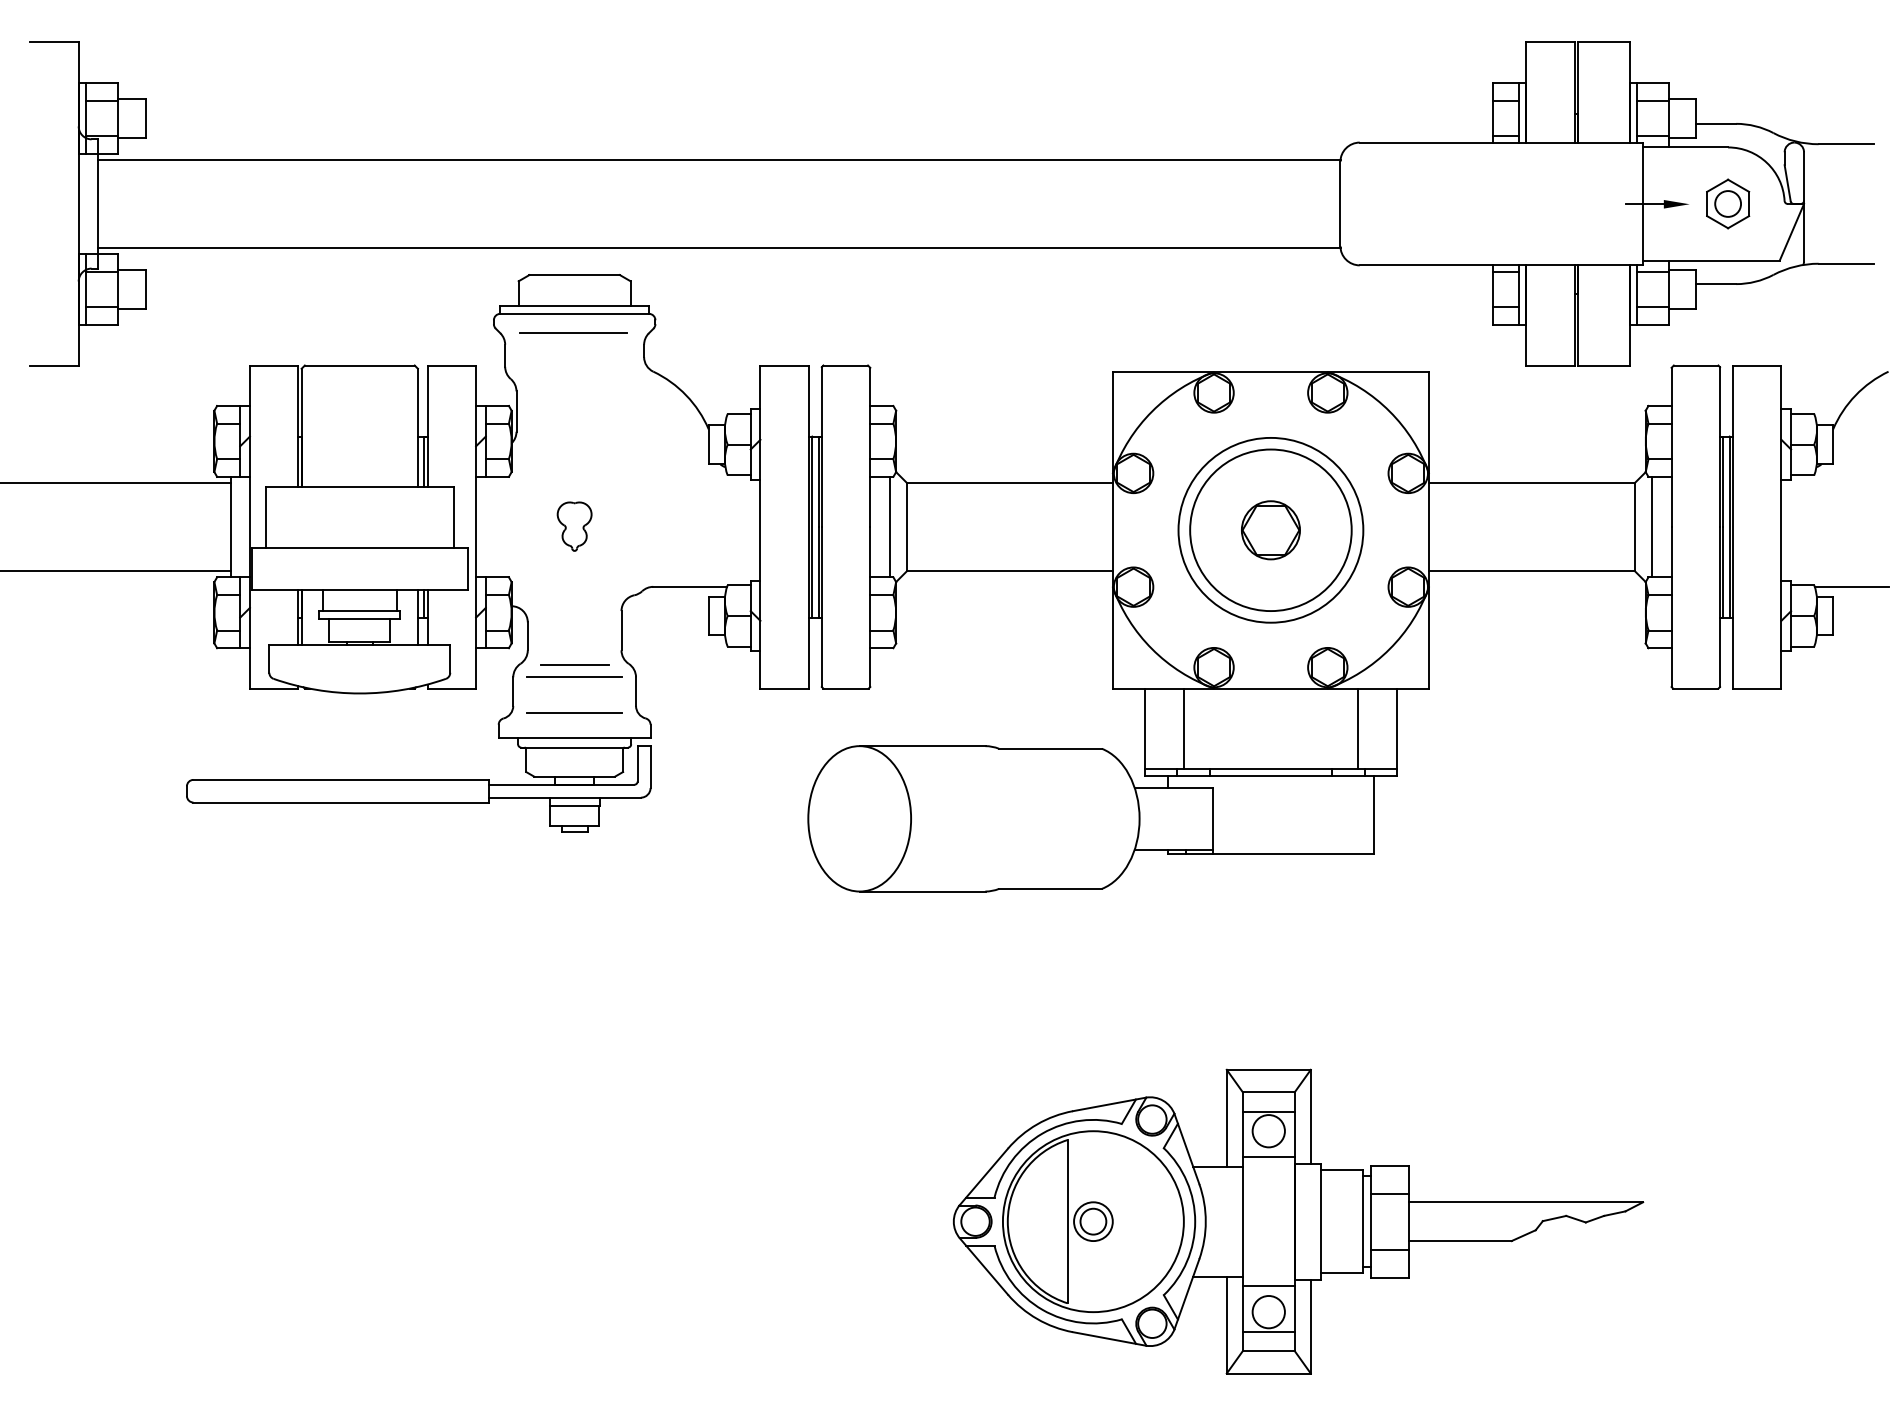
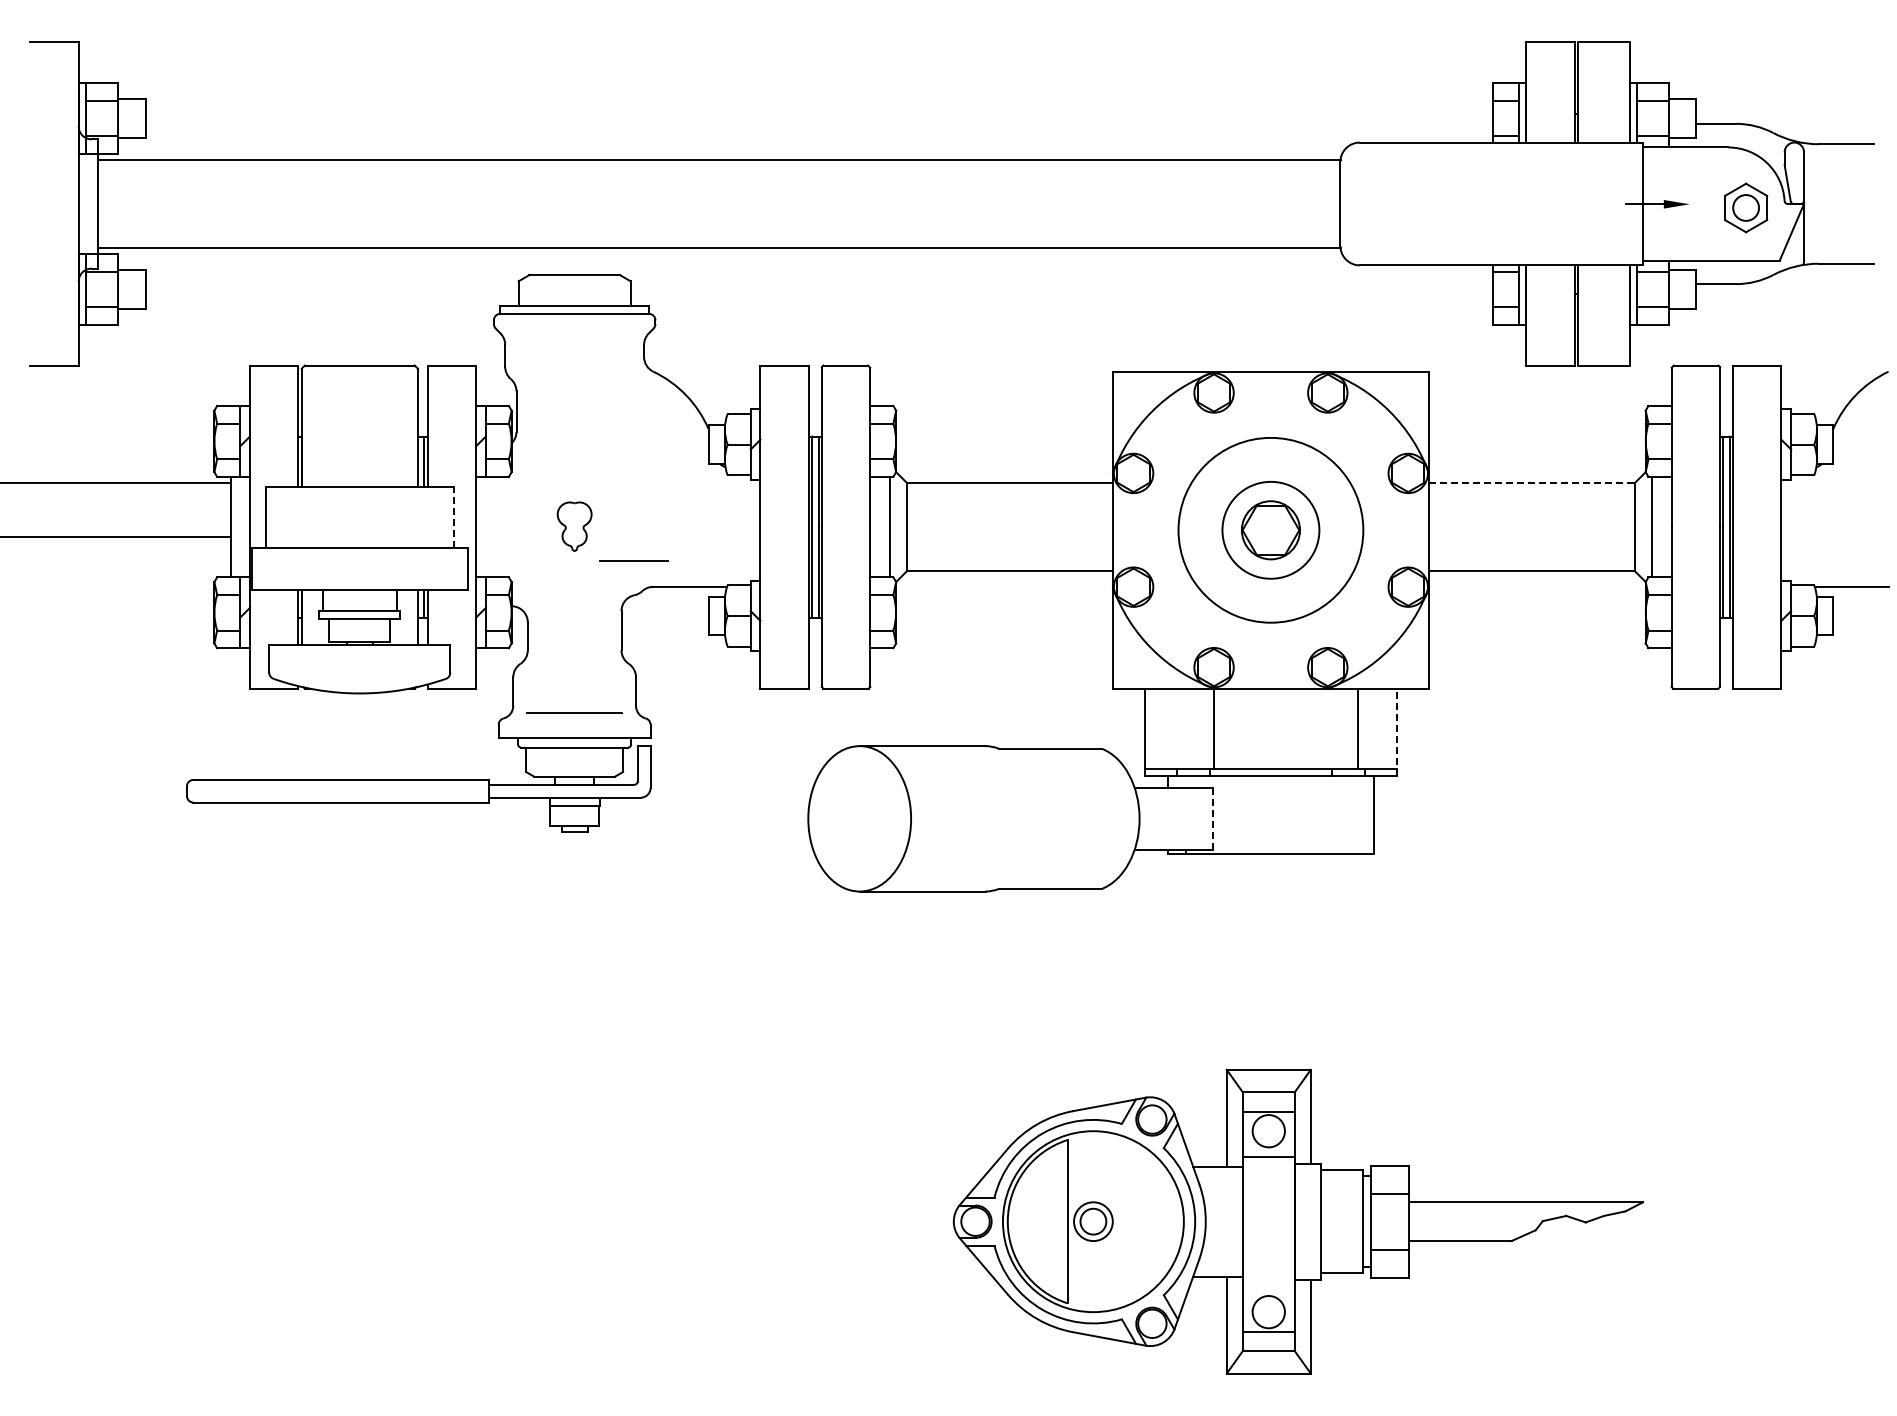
part position: (1728, 203) -> (1746, 207) (1746, 207)
line: present -> none (573, 333)
line: solid -> dashed (1532, 483)
line: solid -> dashed (453, 517)
circle diameter: 162 px -> 97 px (1270, 529)
line position: (116, 571) -> (116, 537) (116, 537)
line position: (574, 664) -> (633, 560) (633, 560)
line: present -> none (574, 676)
line position: (1183, 728) -> (1213, 728) (1213, 728)
line: solid -> dashed (1397, 732)
line: solid -> dashed (1212, 821)
line: present -> none (1268, 1286)
